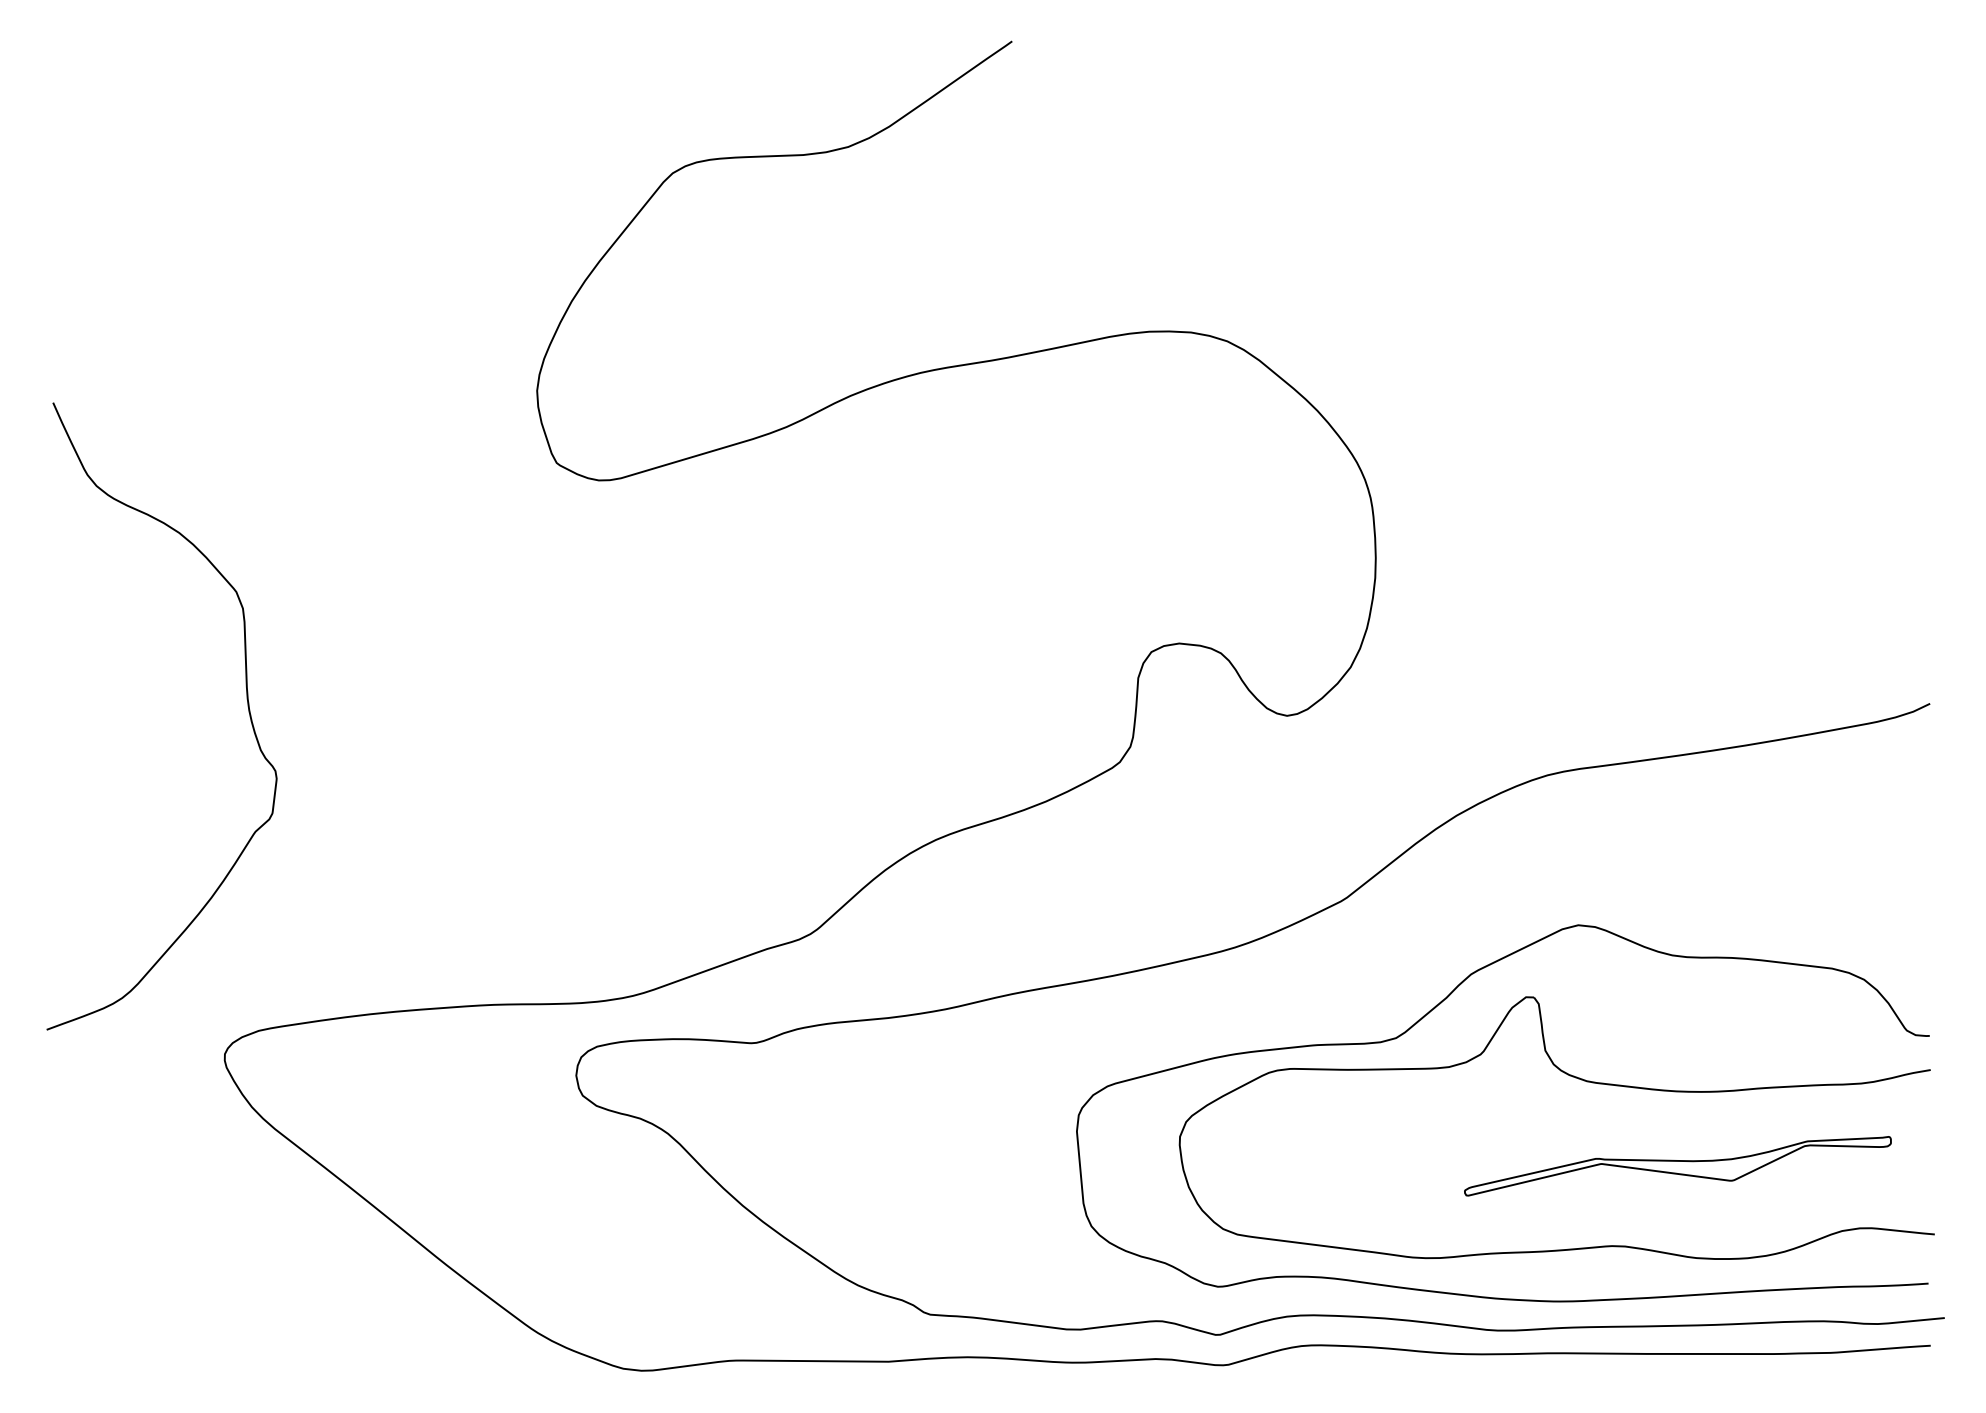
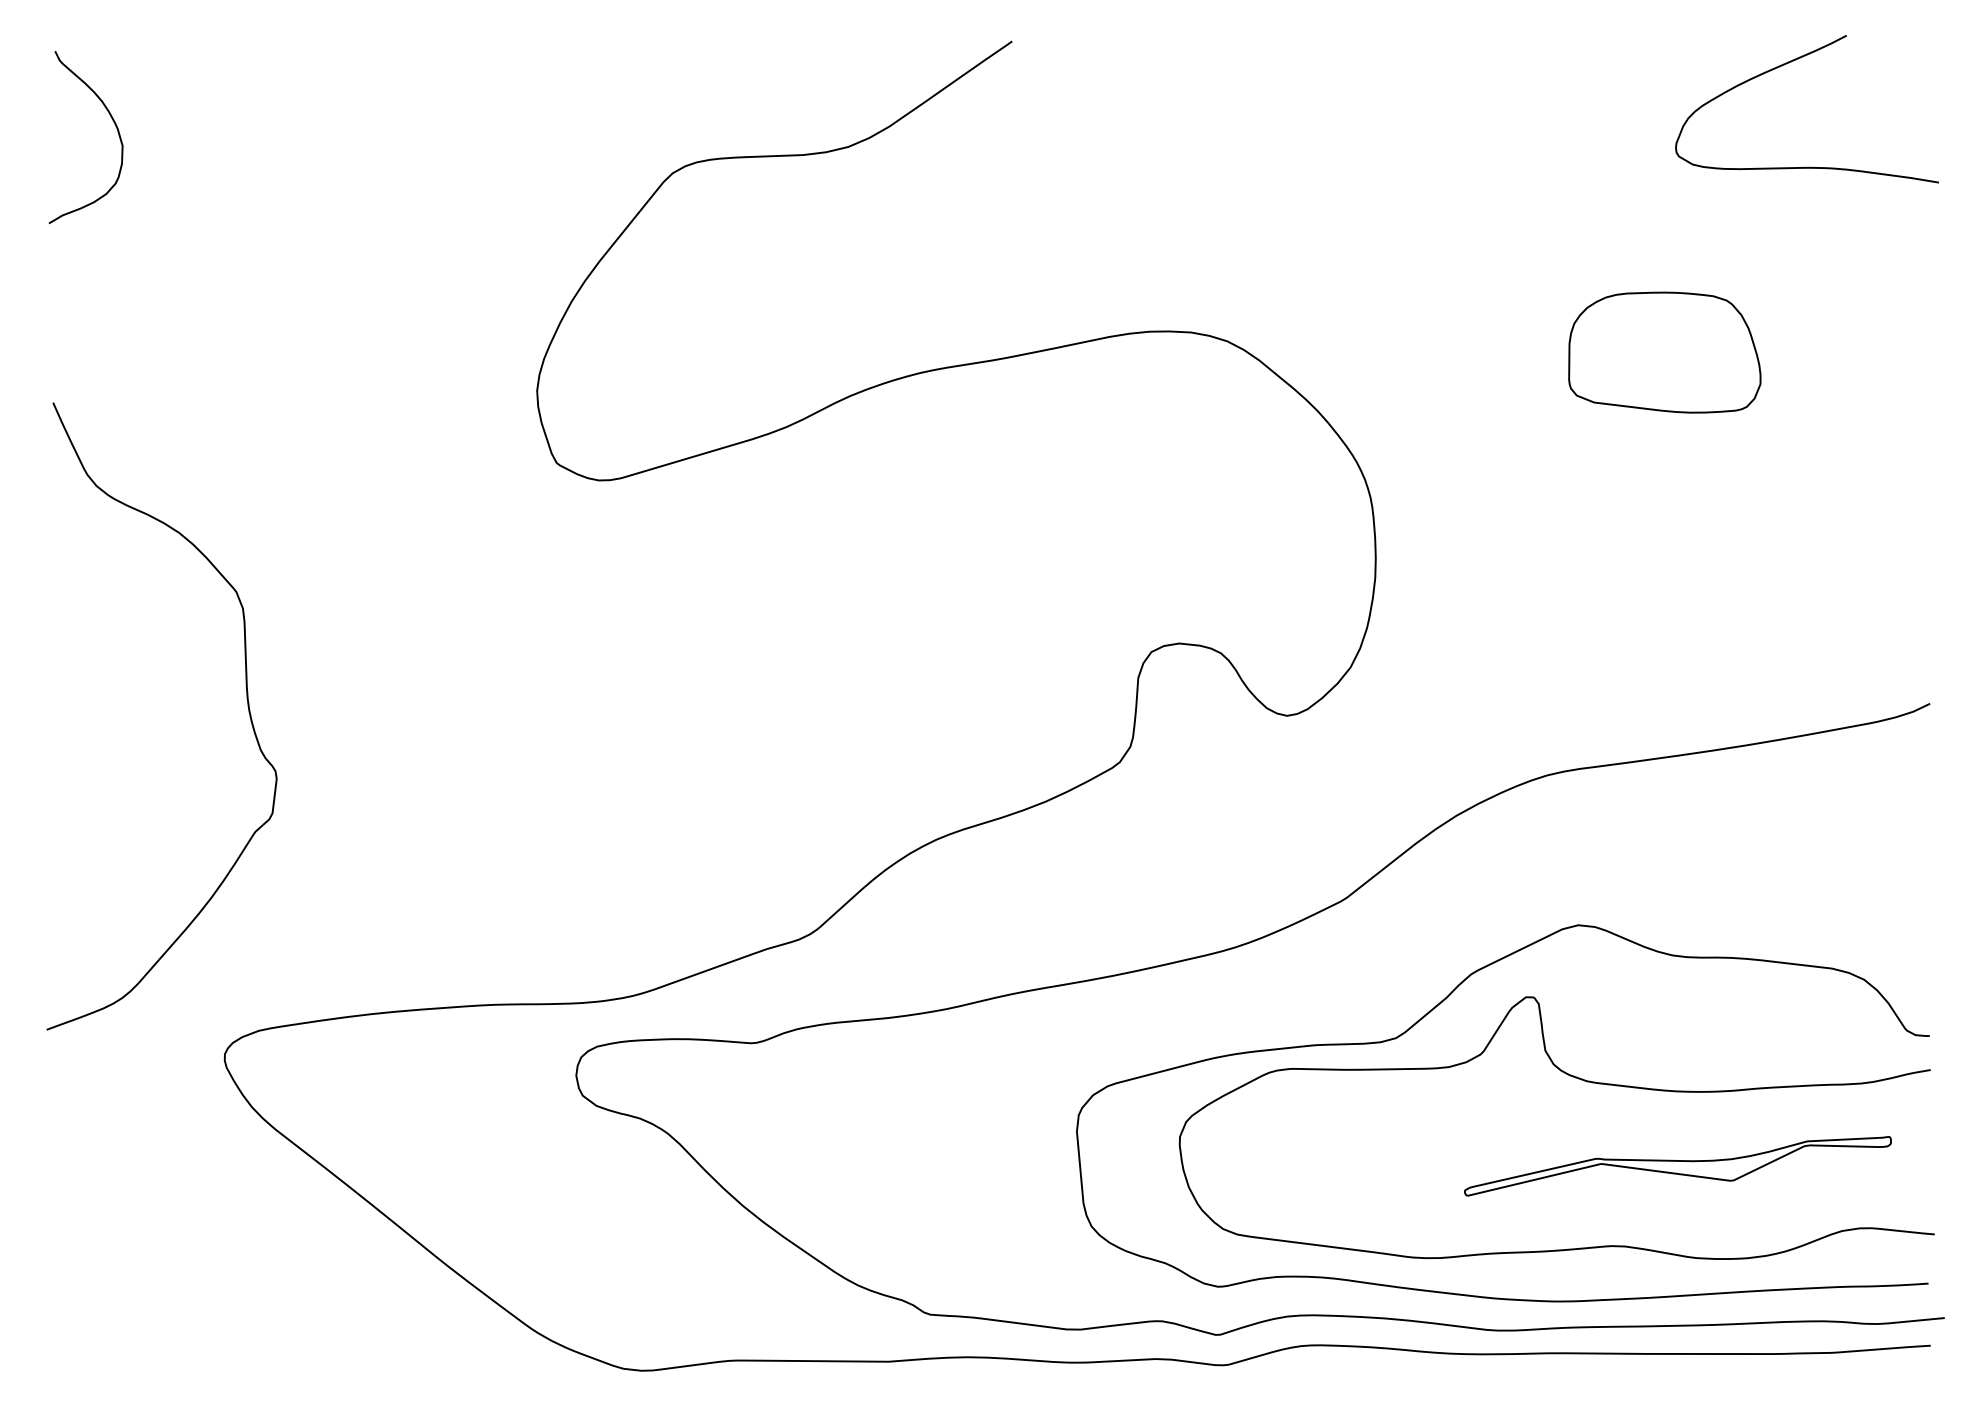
curve: none -> present (1789, 63)
curve: none -> present (113, 122)
part: none -> present (1664, 352)
